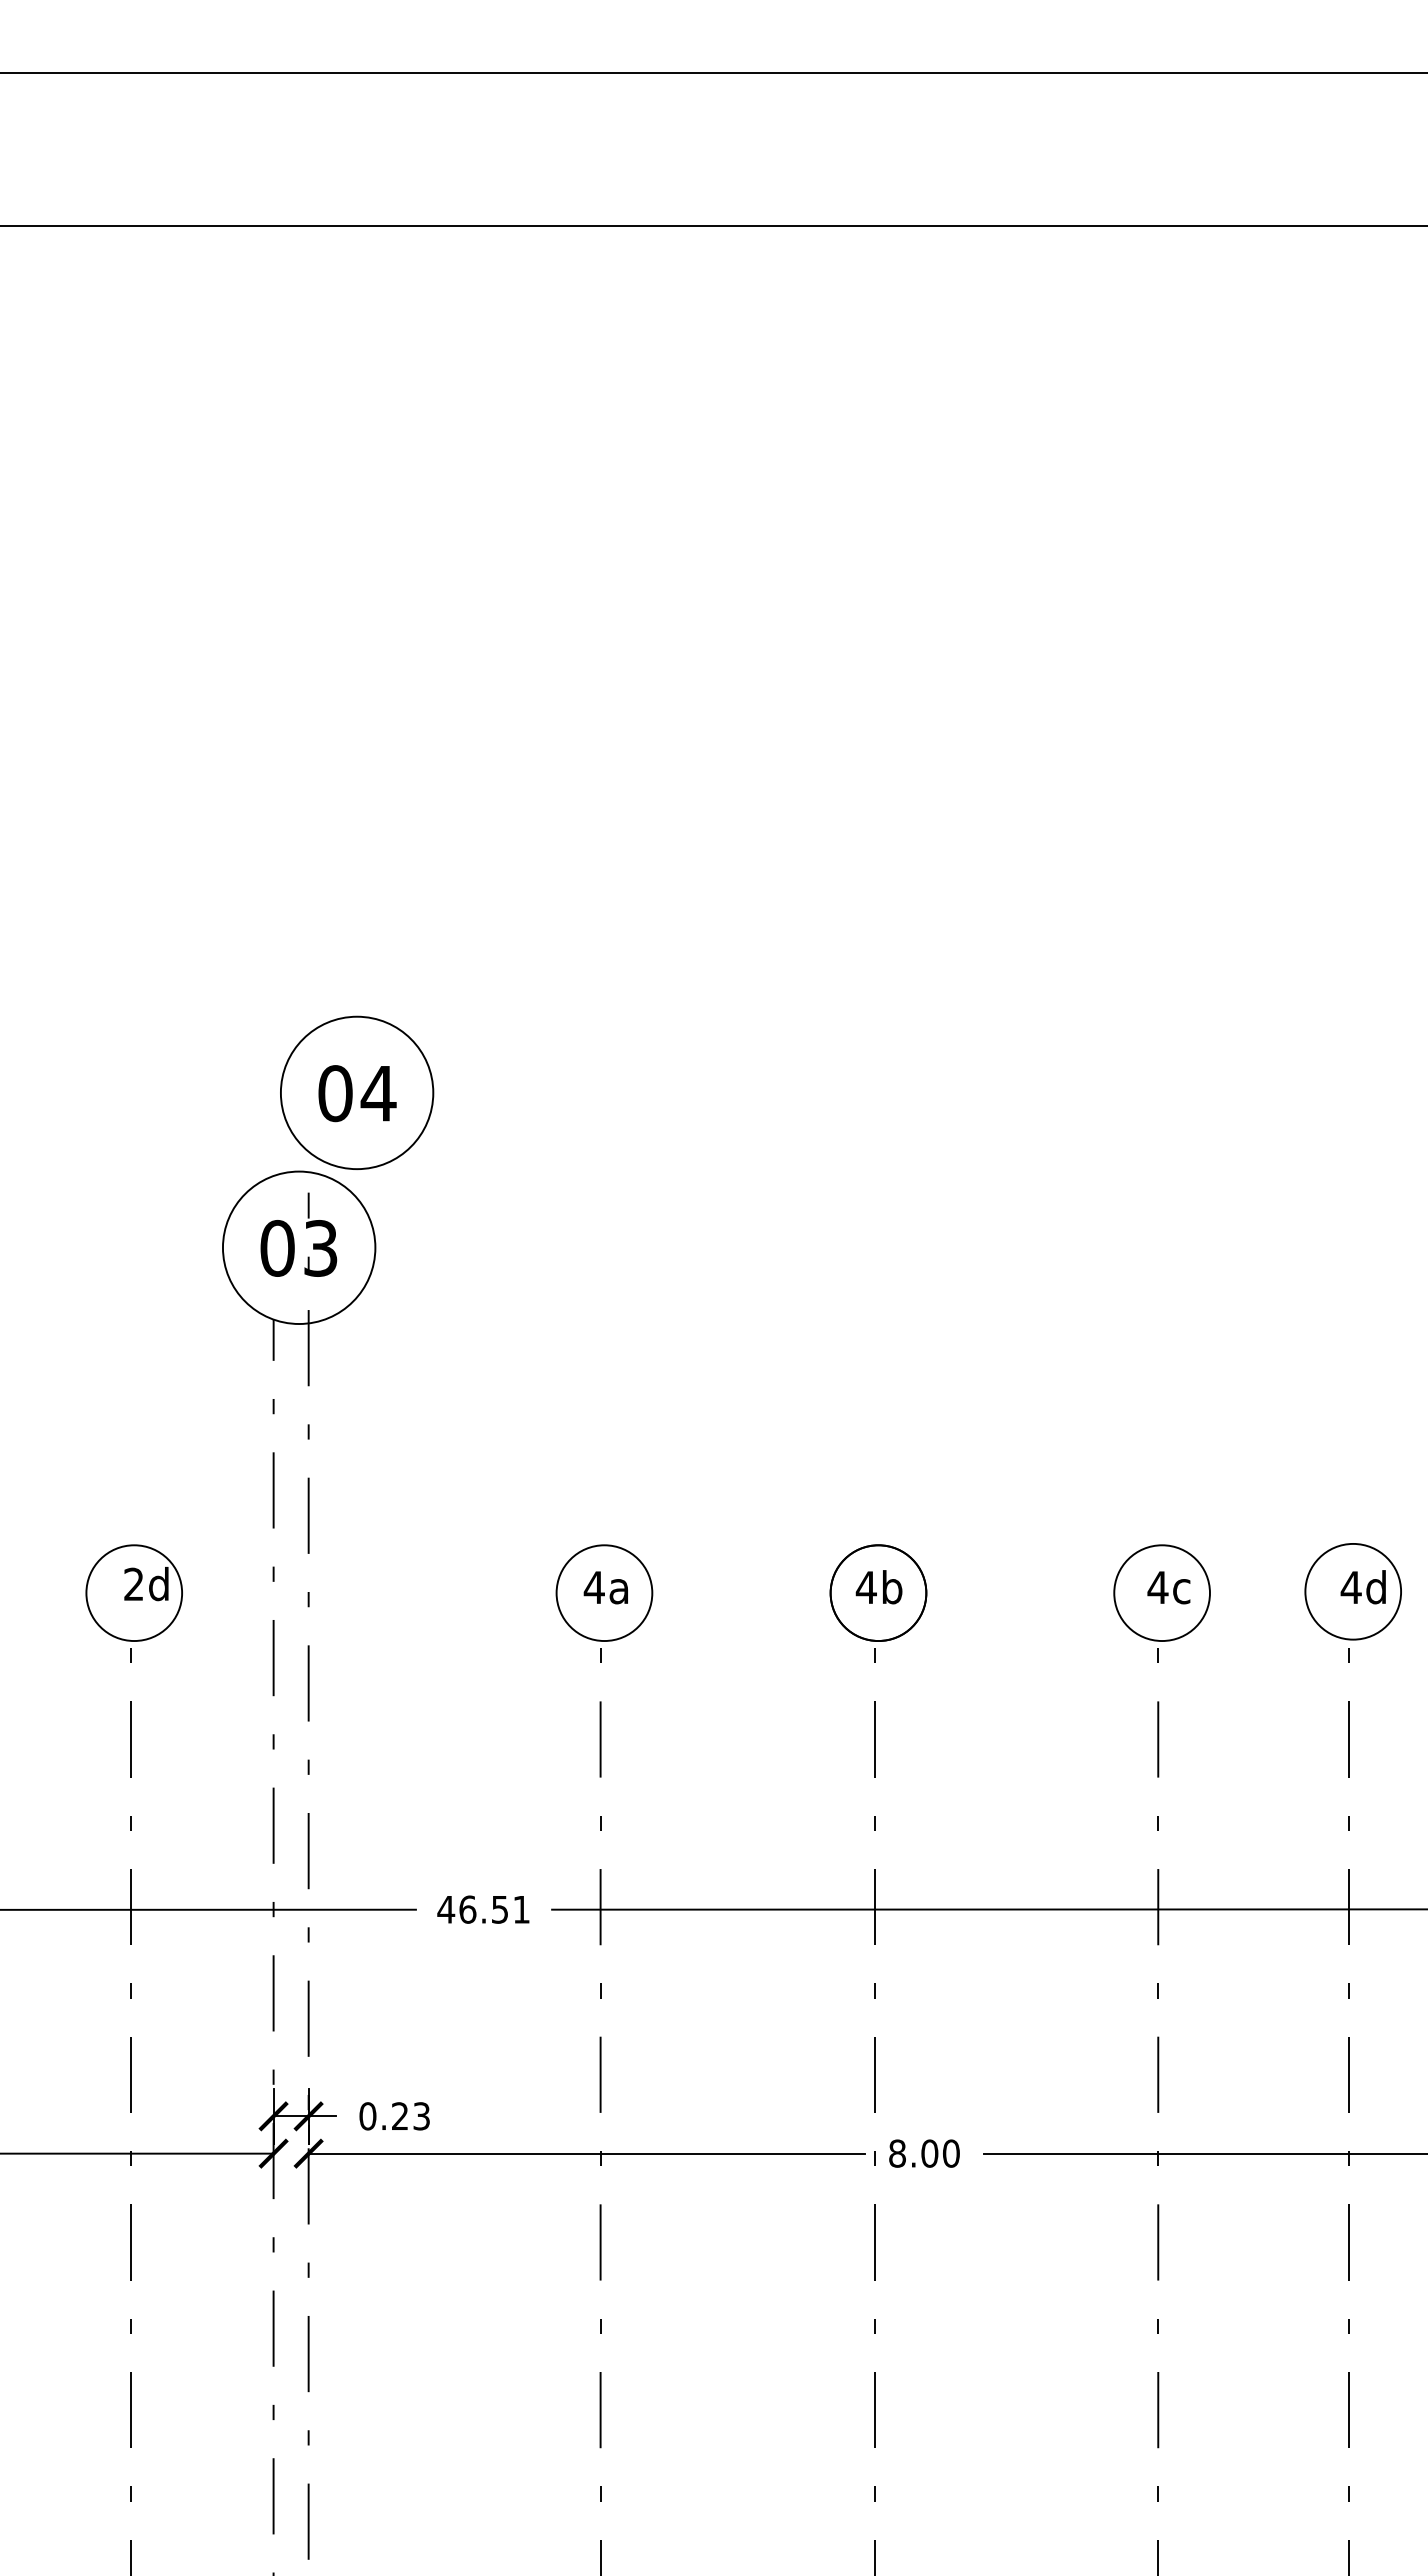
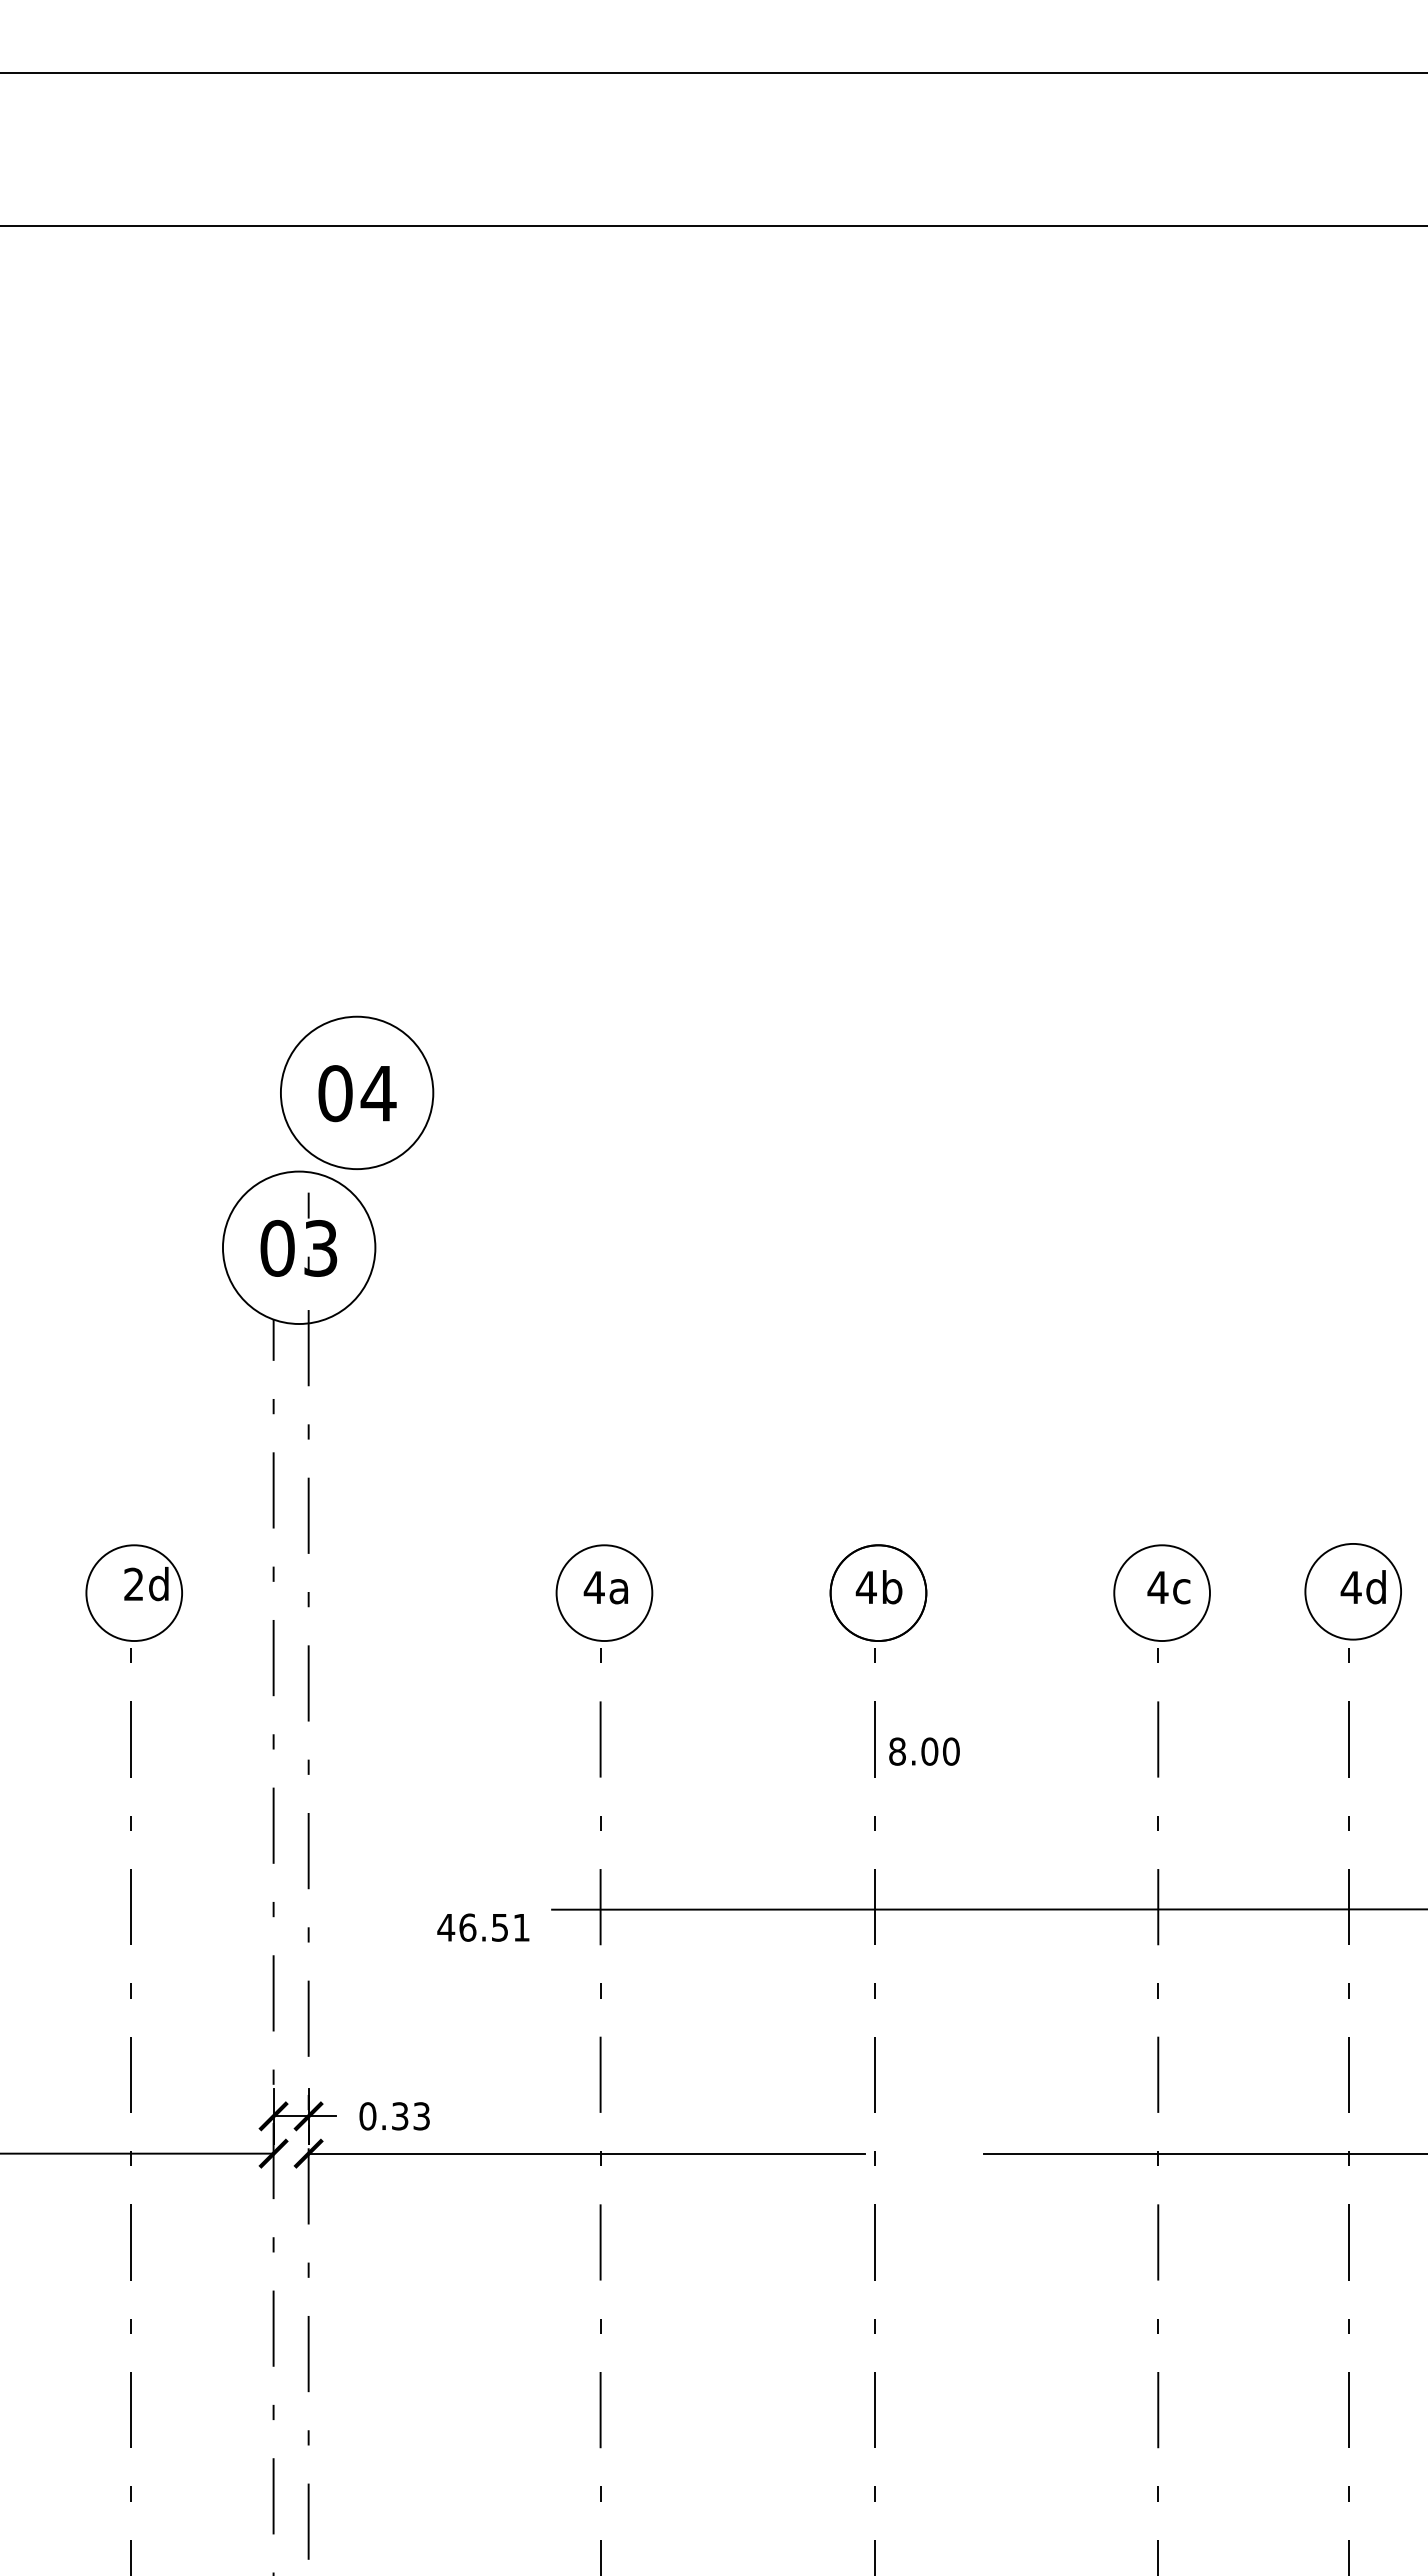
line: present -> none (208, 1909)
text position: (483, 1909) -> (483, 1927) (483, 1927)
text: 0.23 -> 0.33 (400, 2116)
text position: (924, 2153) -> (924, 1751) (924, 1751)
